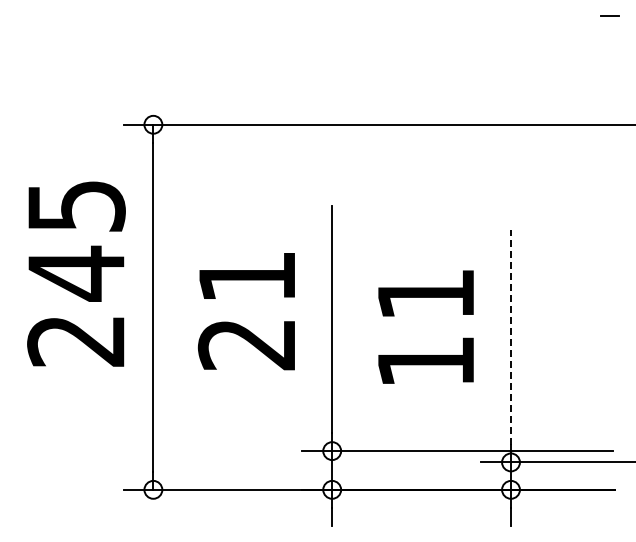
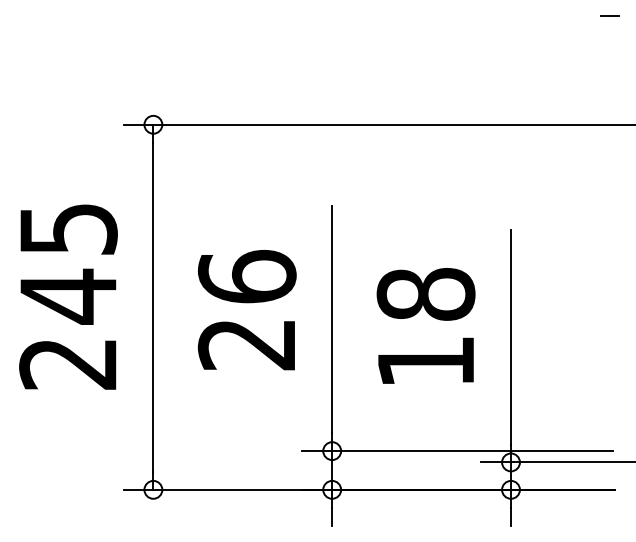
text position: (76, 273) -> (68, 296) (68, 296)
text: 21 -> 26 (246, 276)
text: 11 -> 18 (425, 294)
line: dashed -> solid (511, 336)
